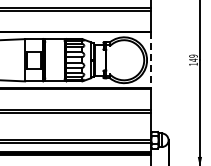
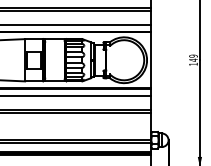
line: none -> present (76, 24)
line: dashed -> solid (151, 60)
line: none -> present (76, 95)
